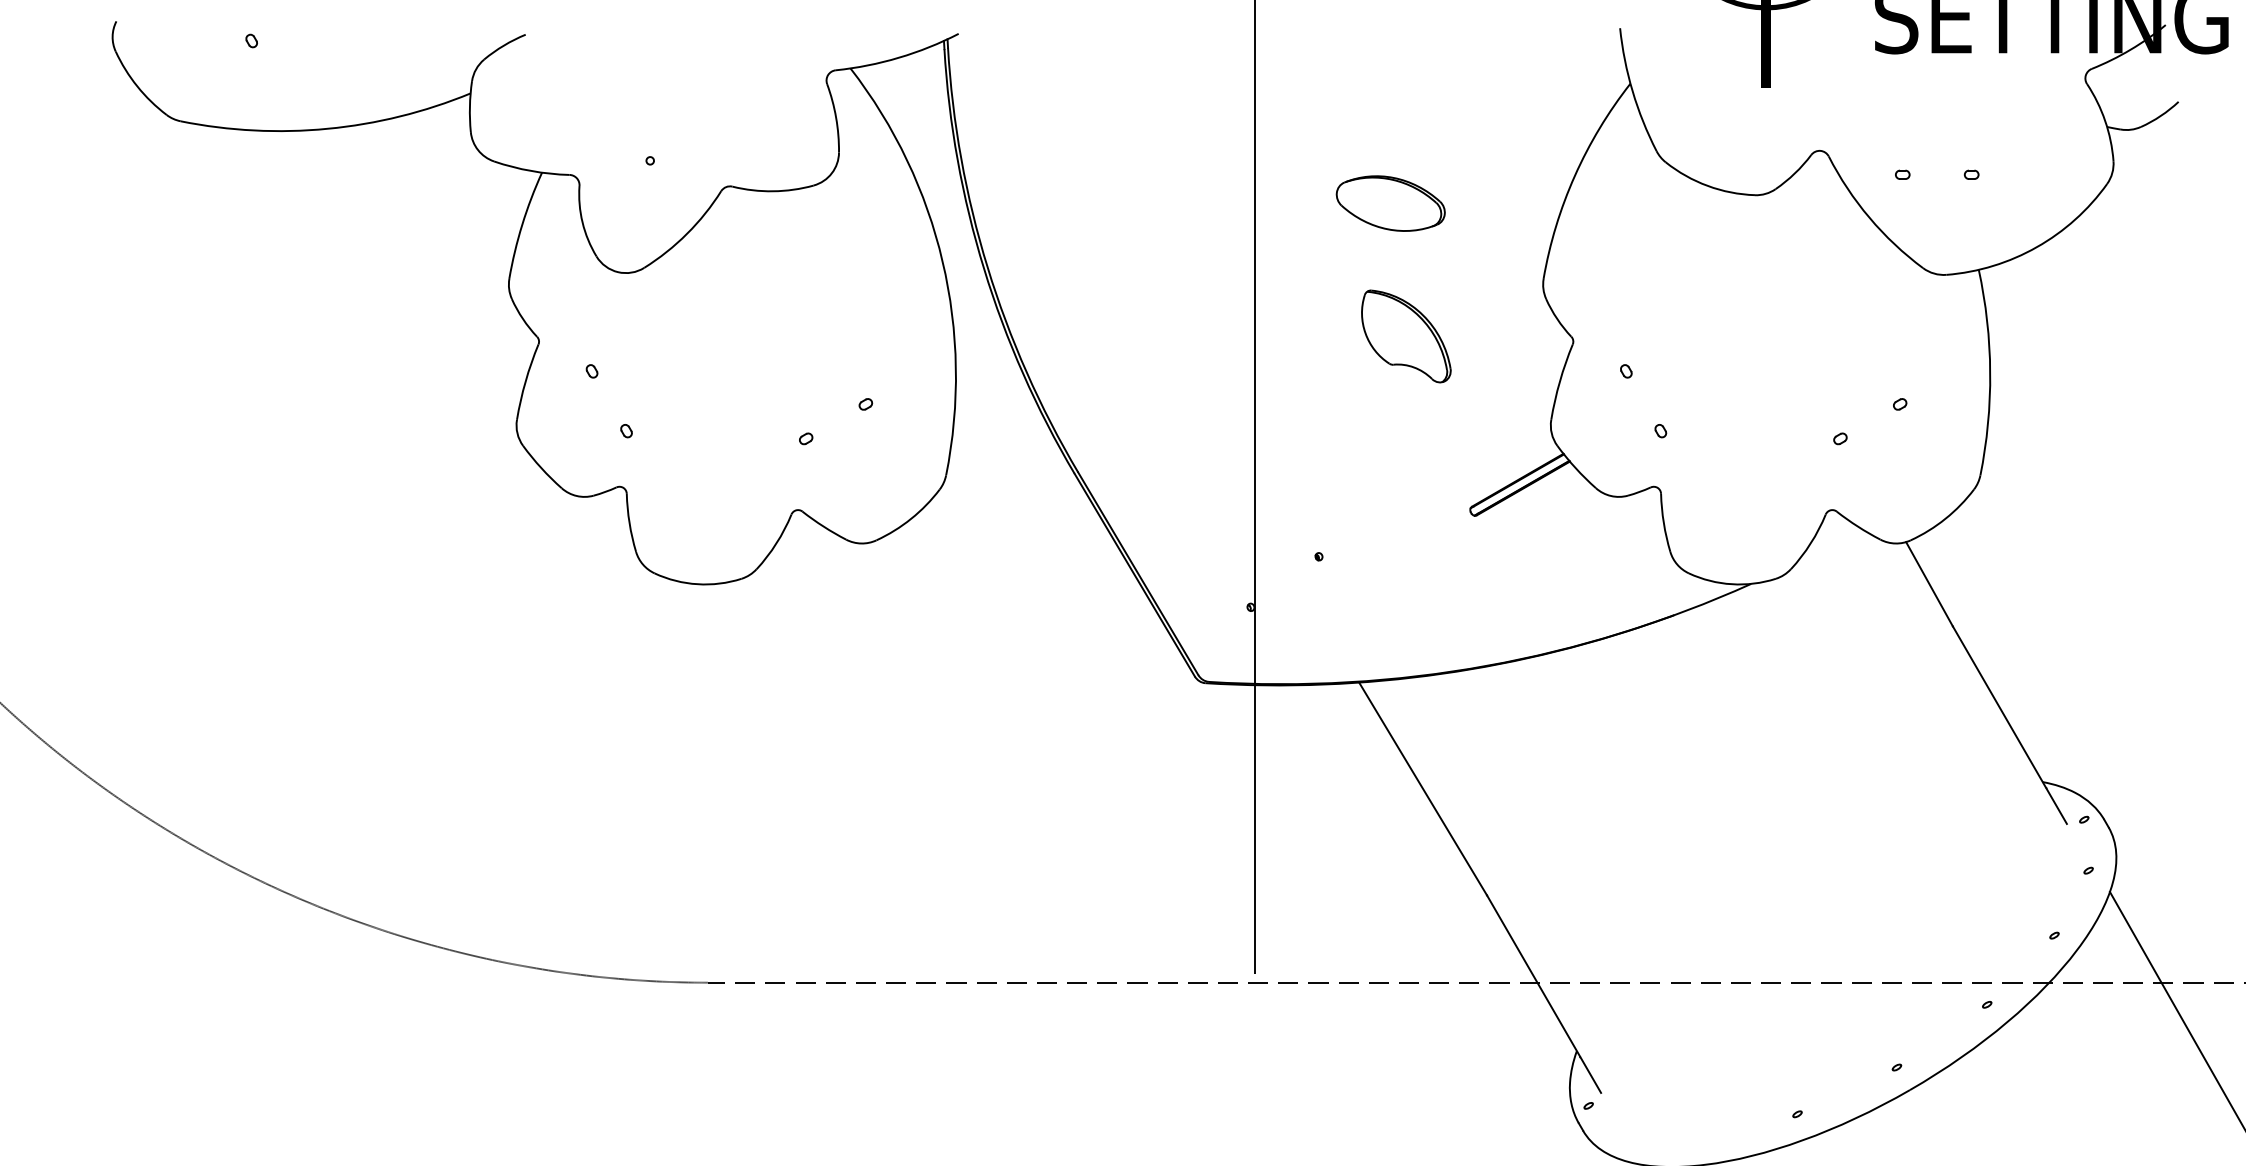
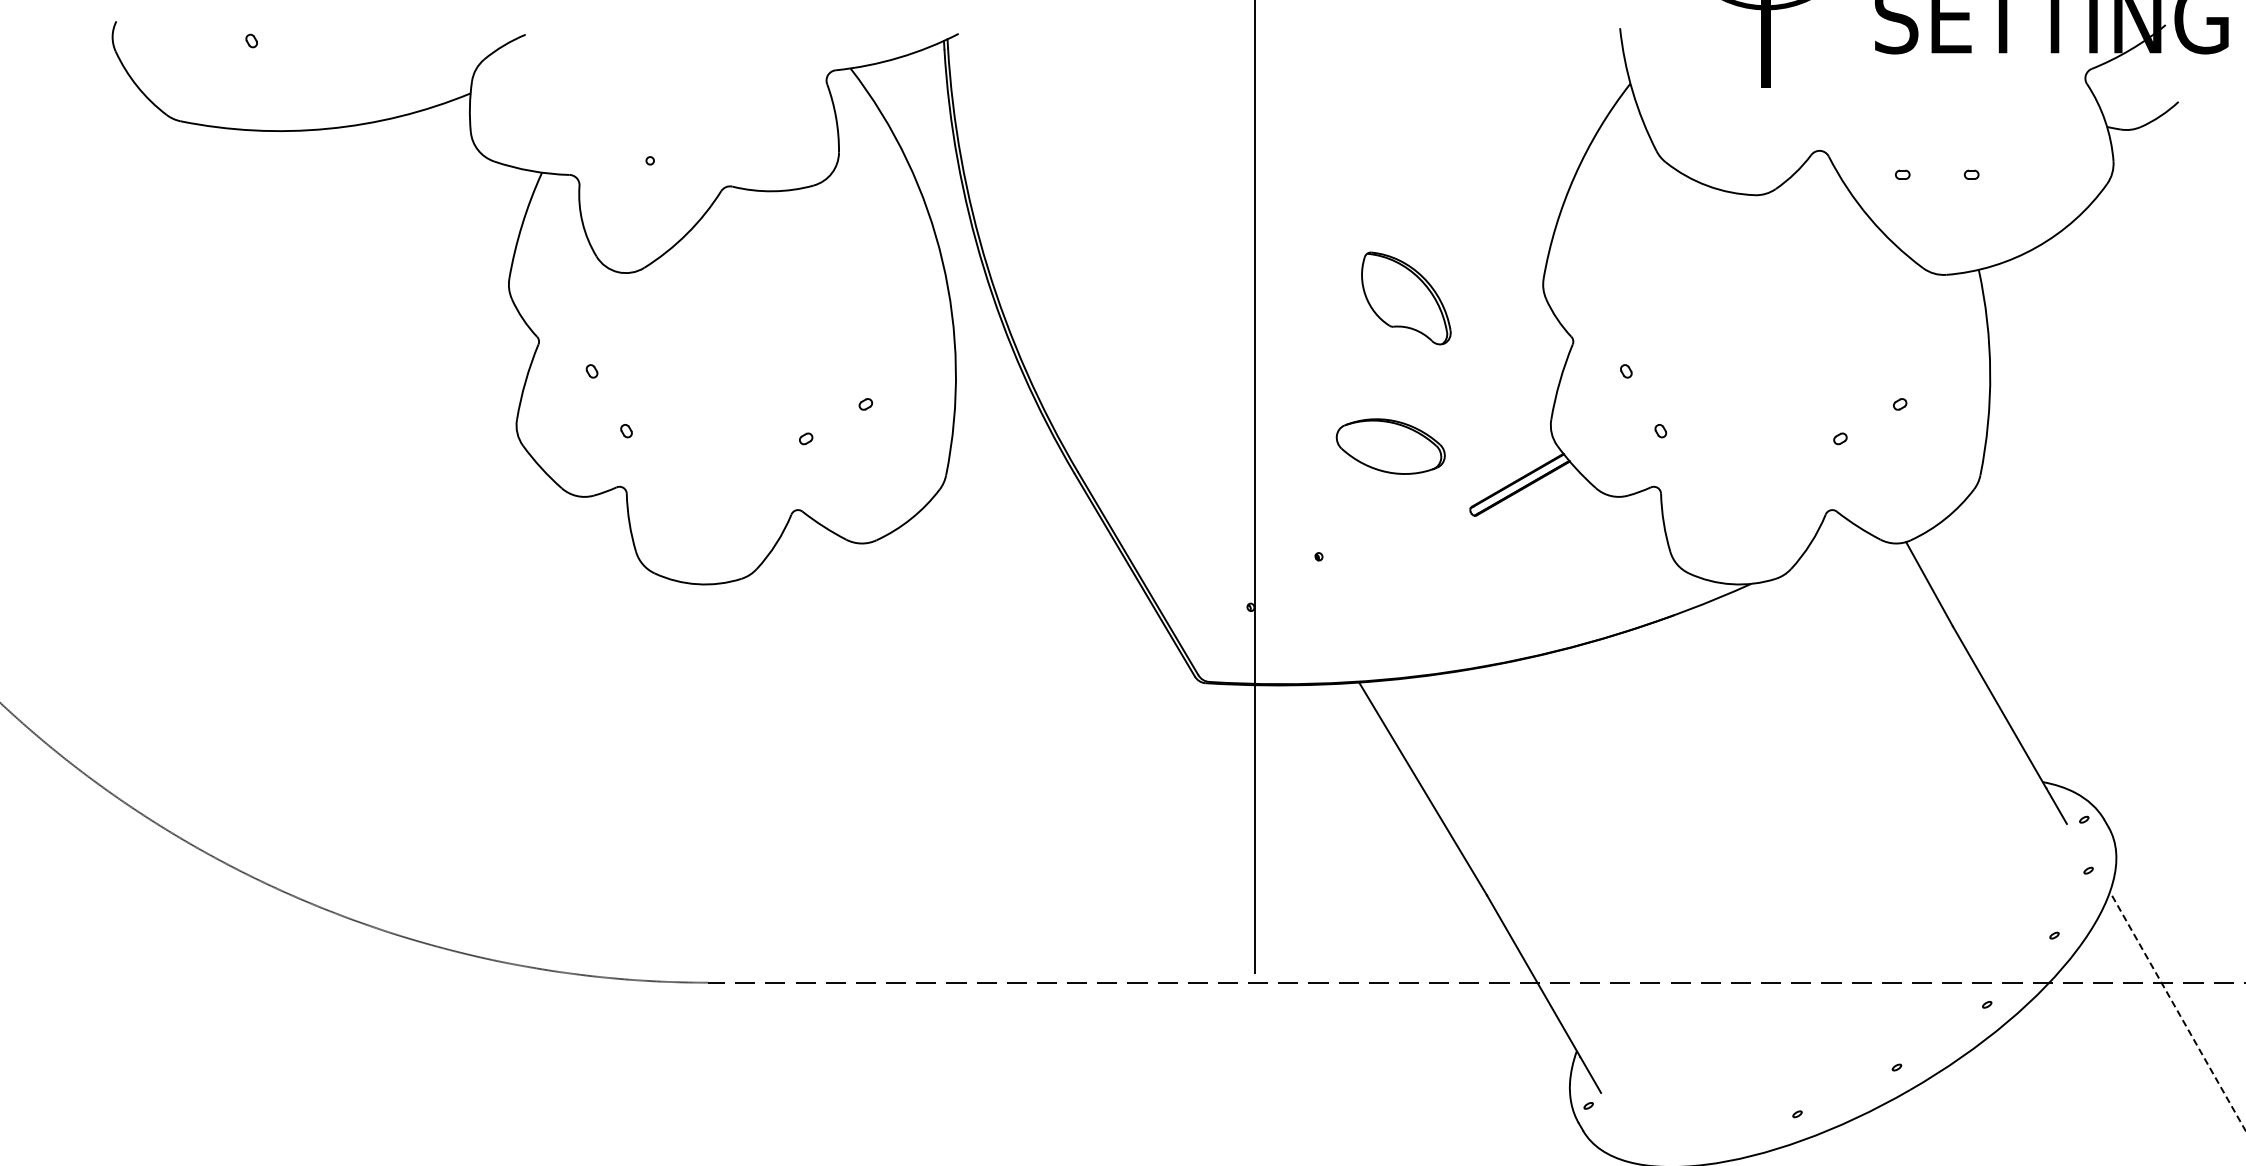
part position: (1390, 203) -> (1390, 446) (1390, 446)
part position: (1406, 336) -> (1406, 298) (1406, 298)
line: solid -> dashed (2177, 1010)
